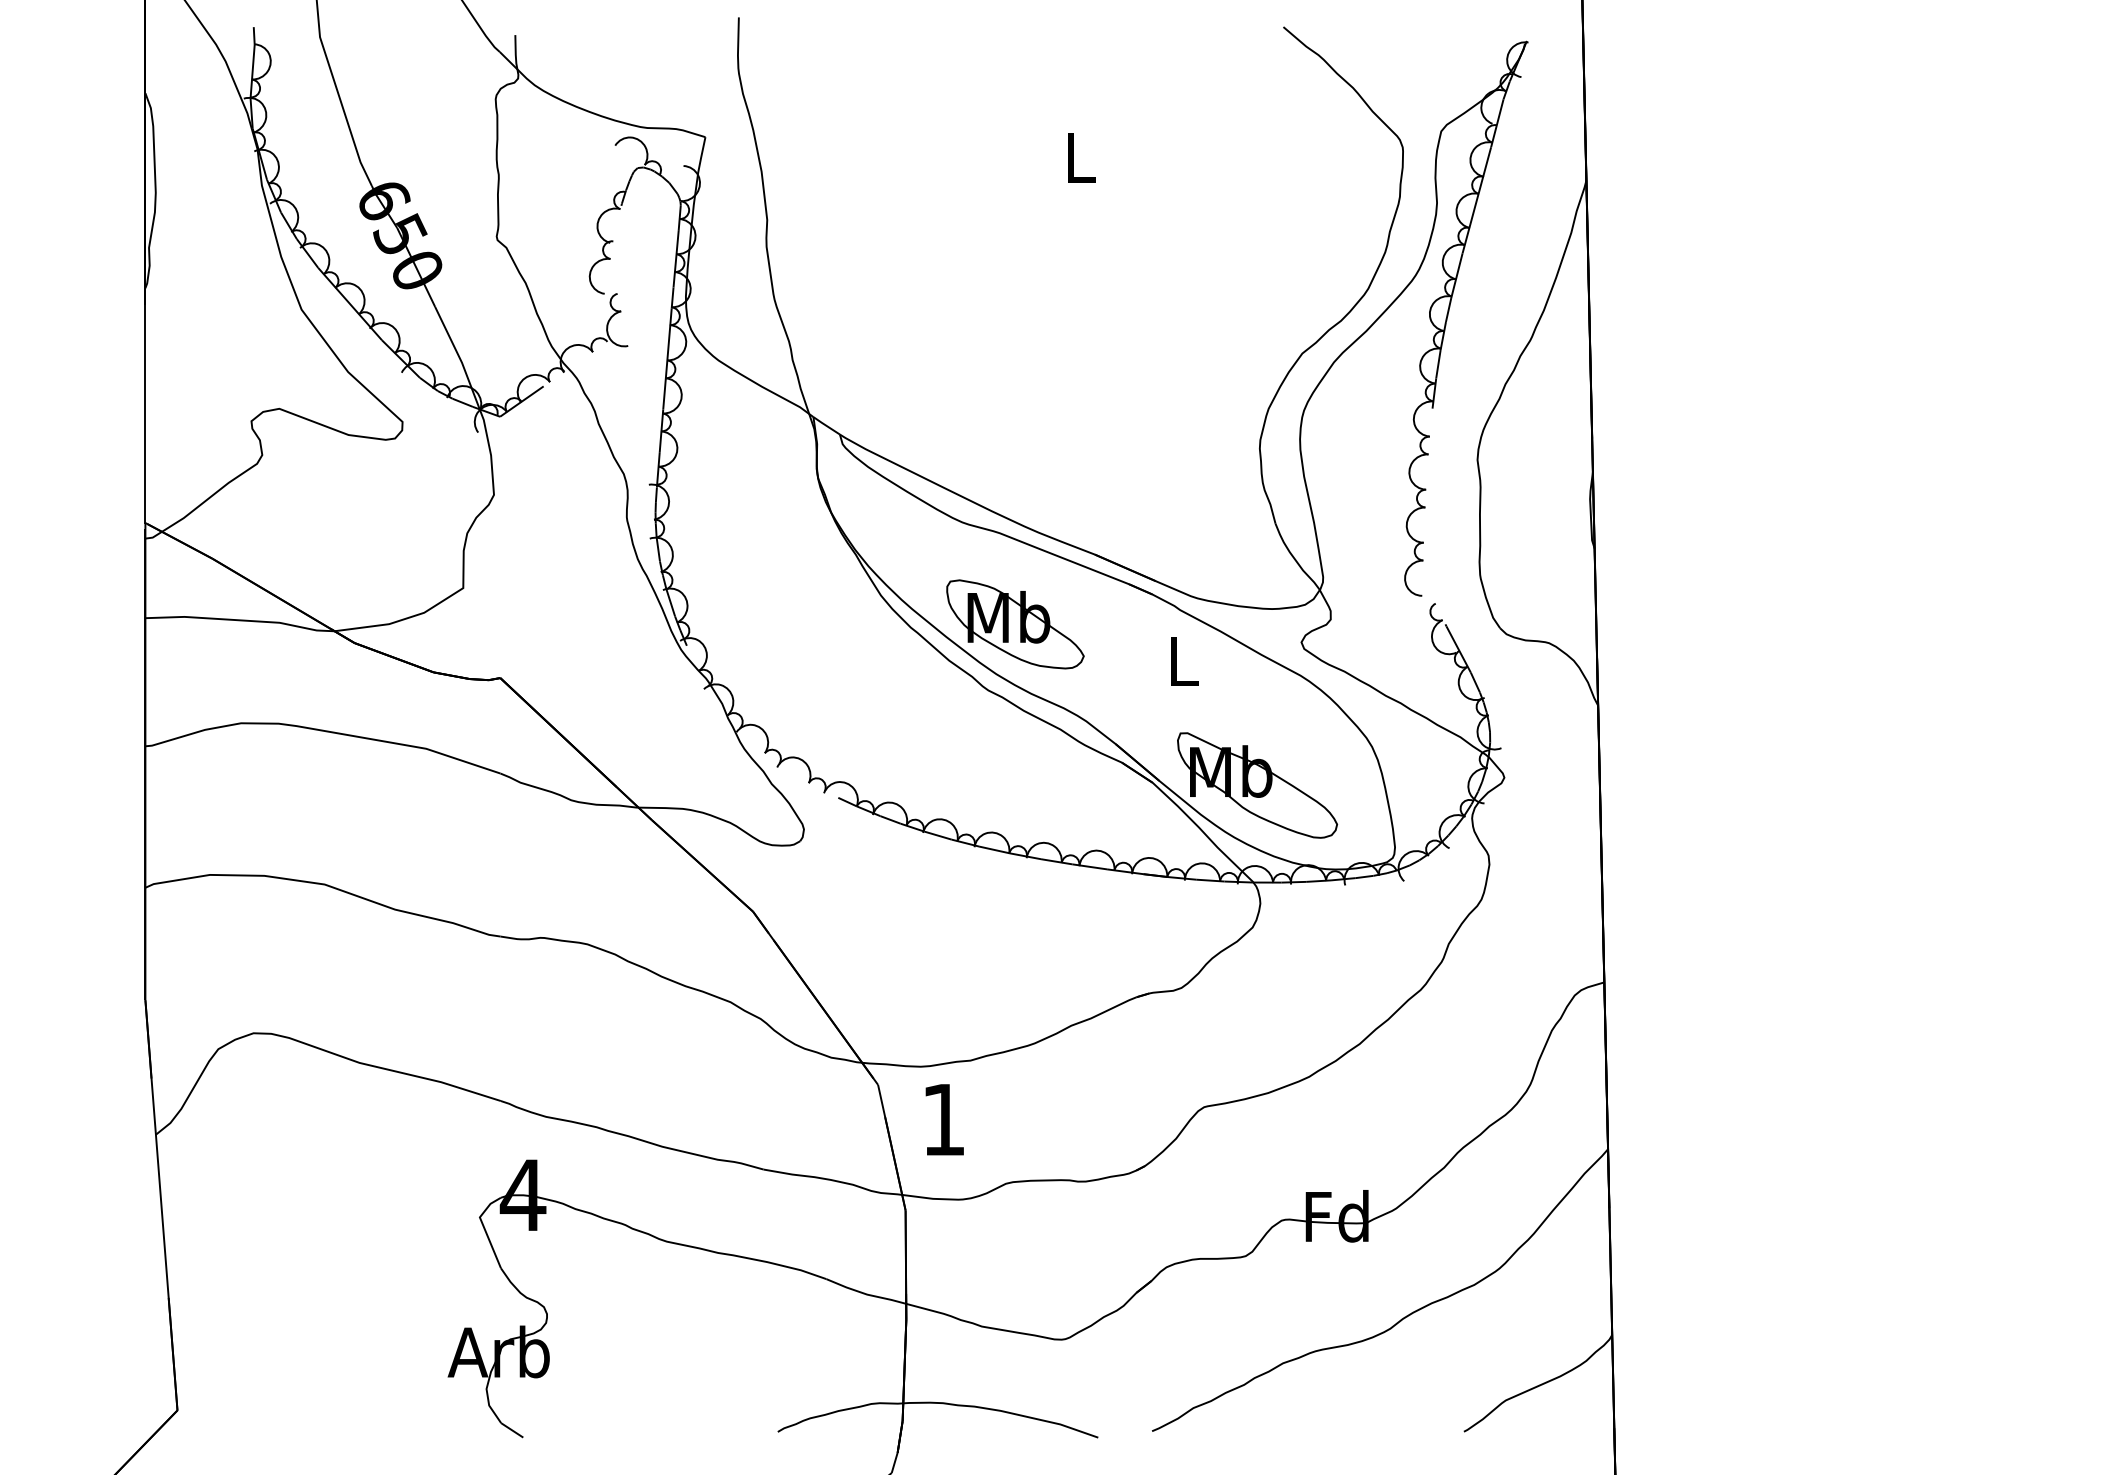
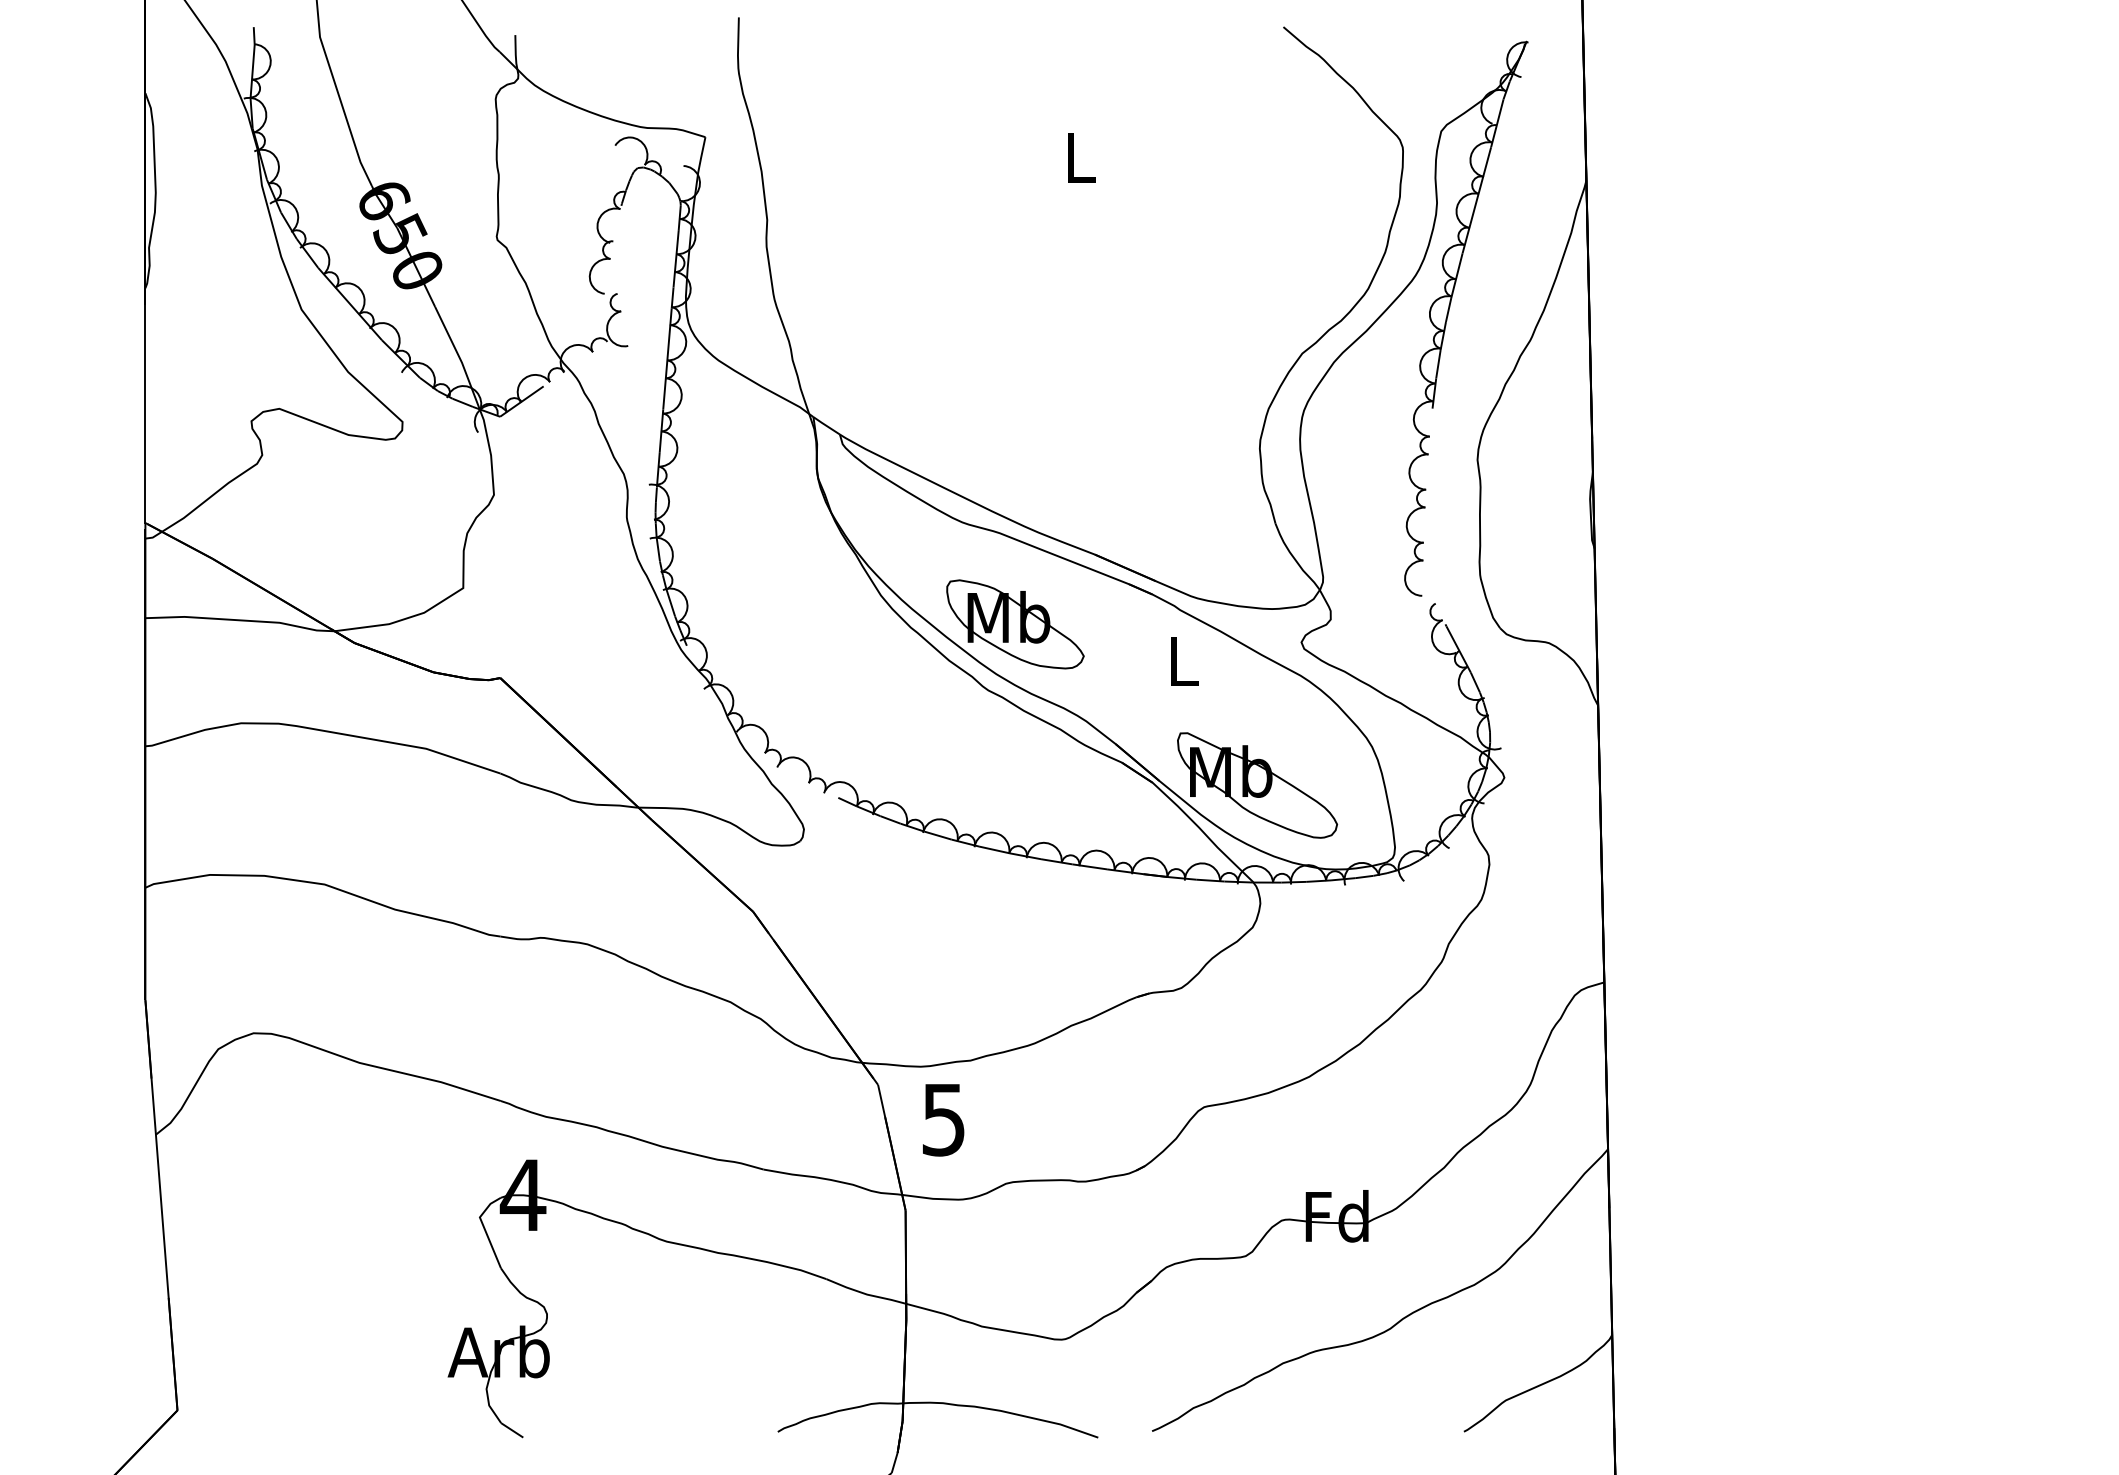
text: 1 -> 5 (943, 1120)
